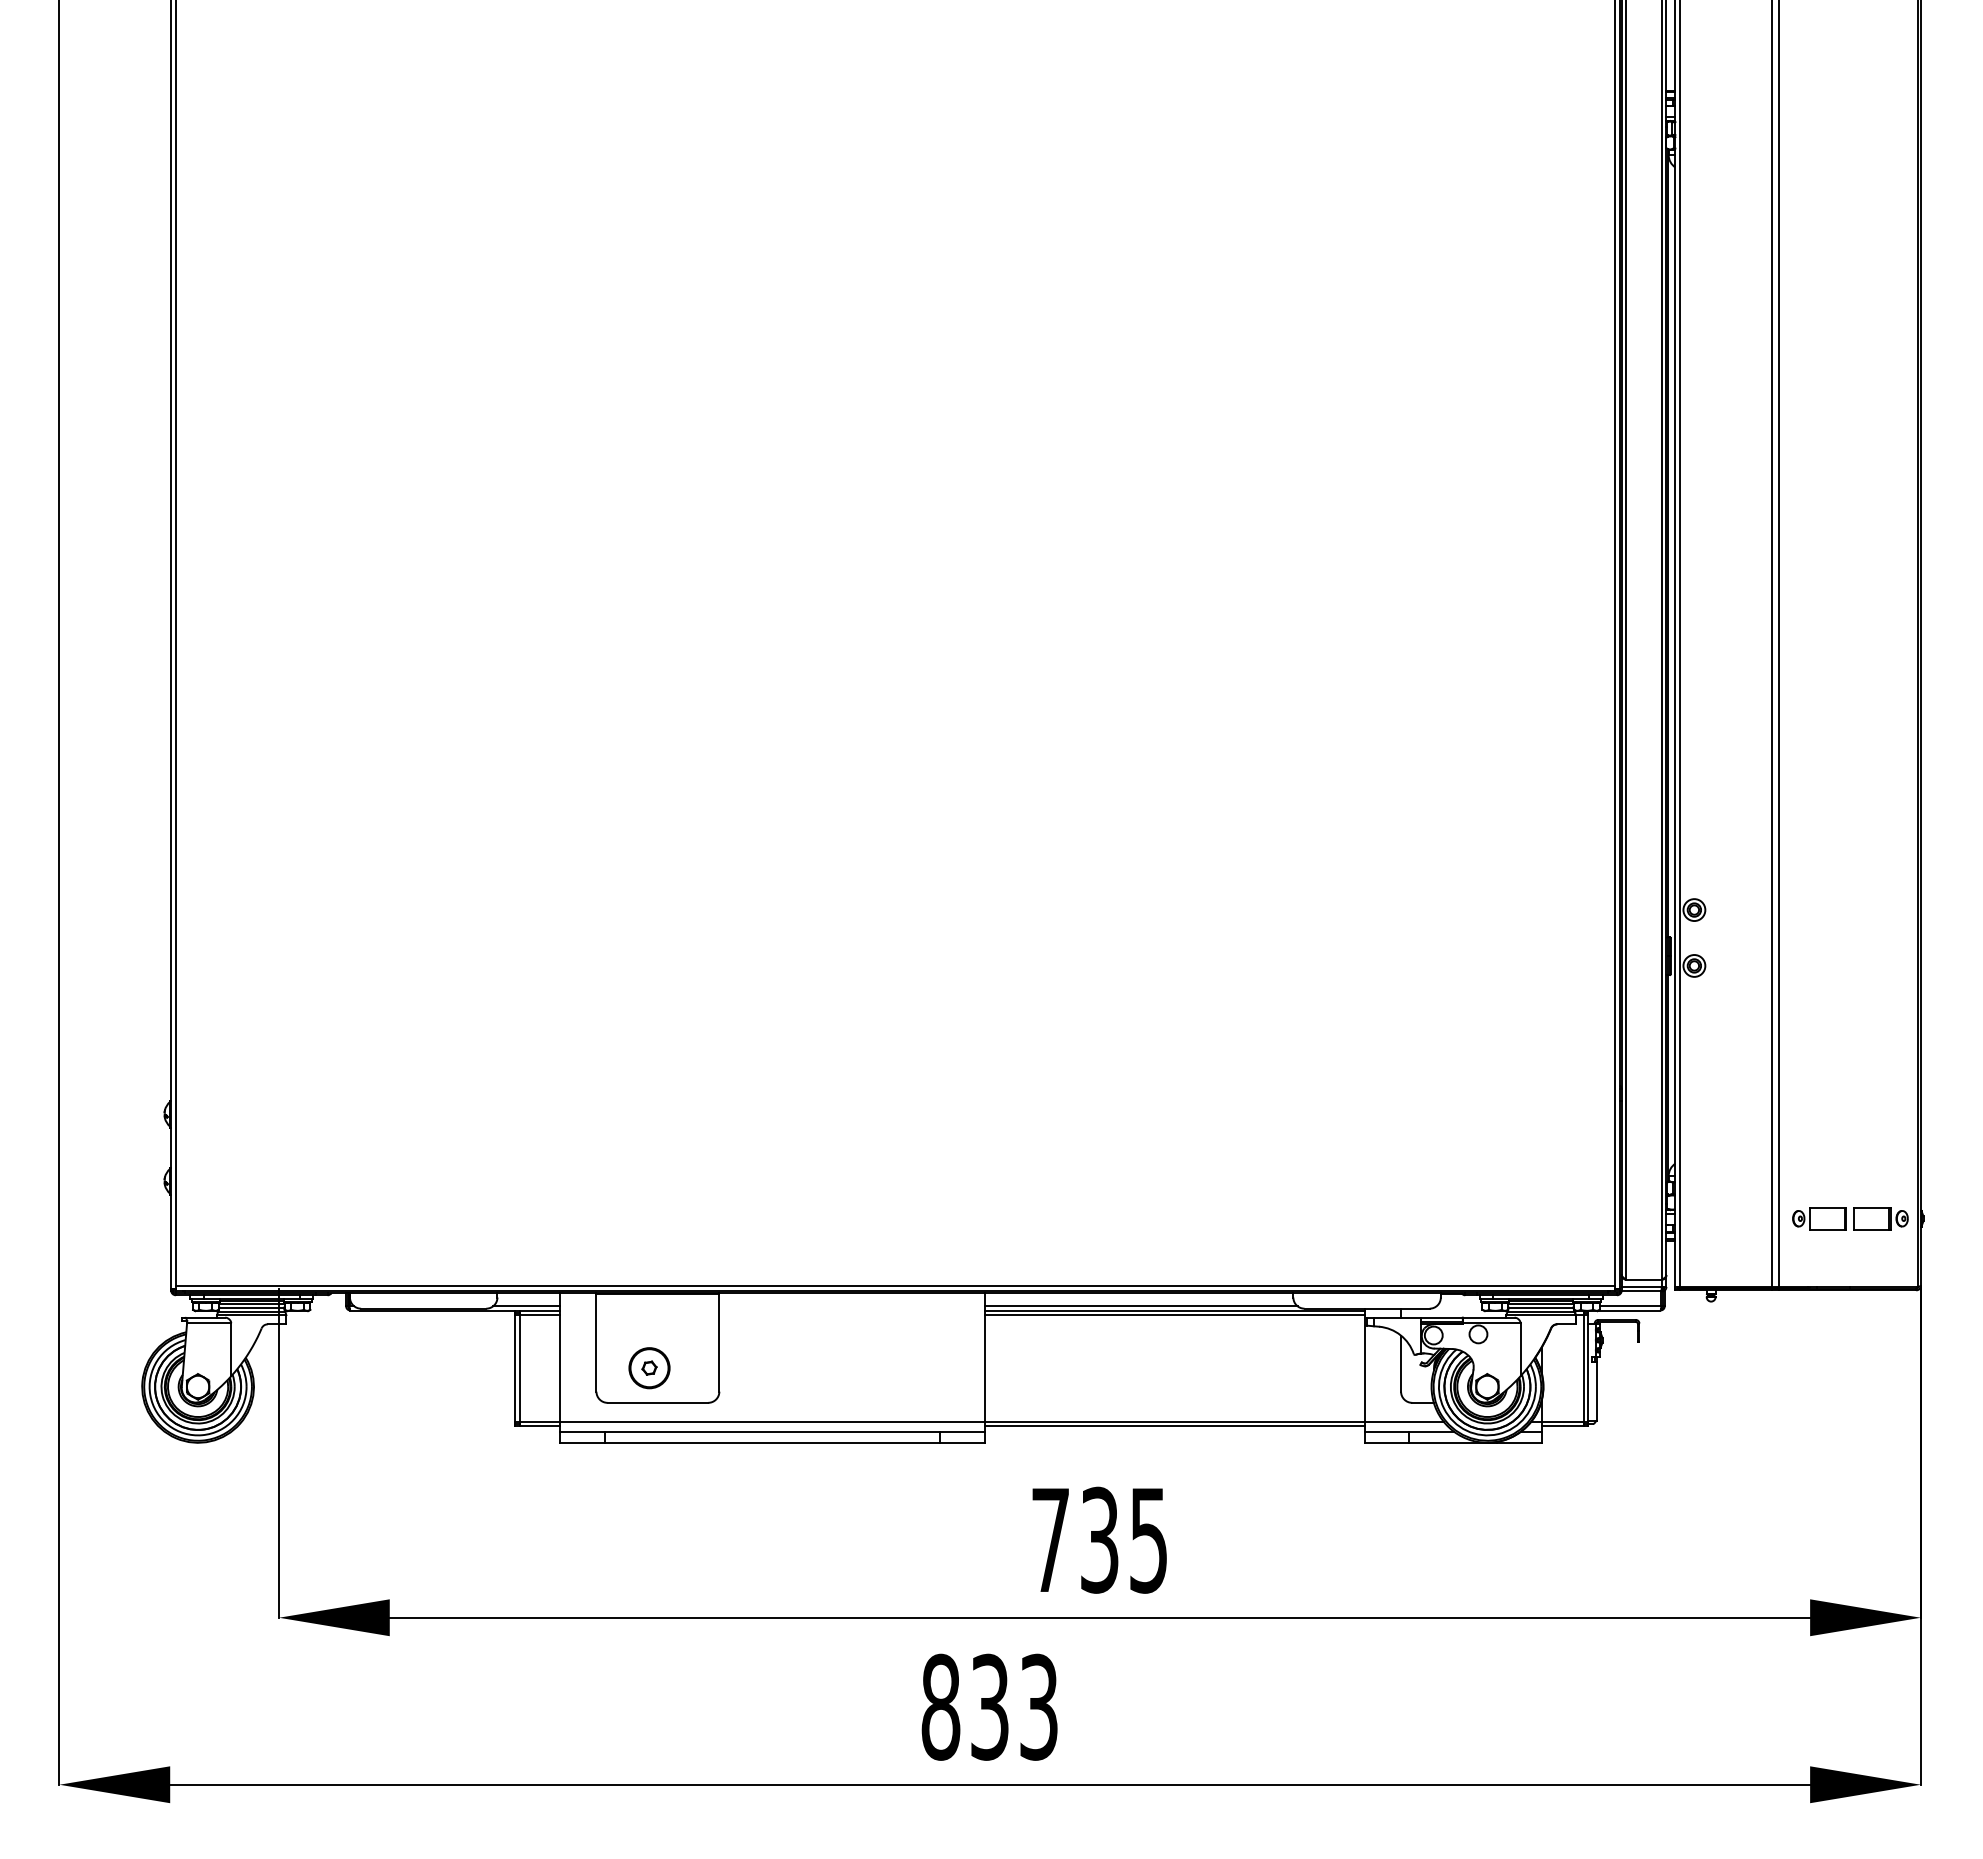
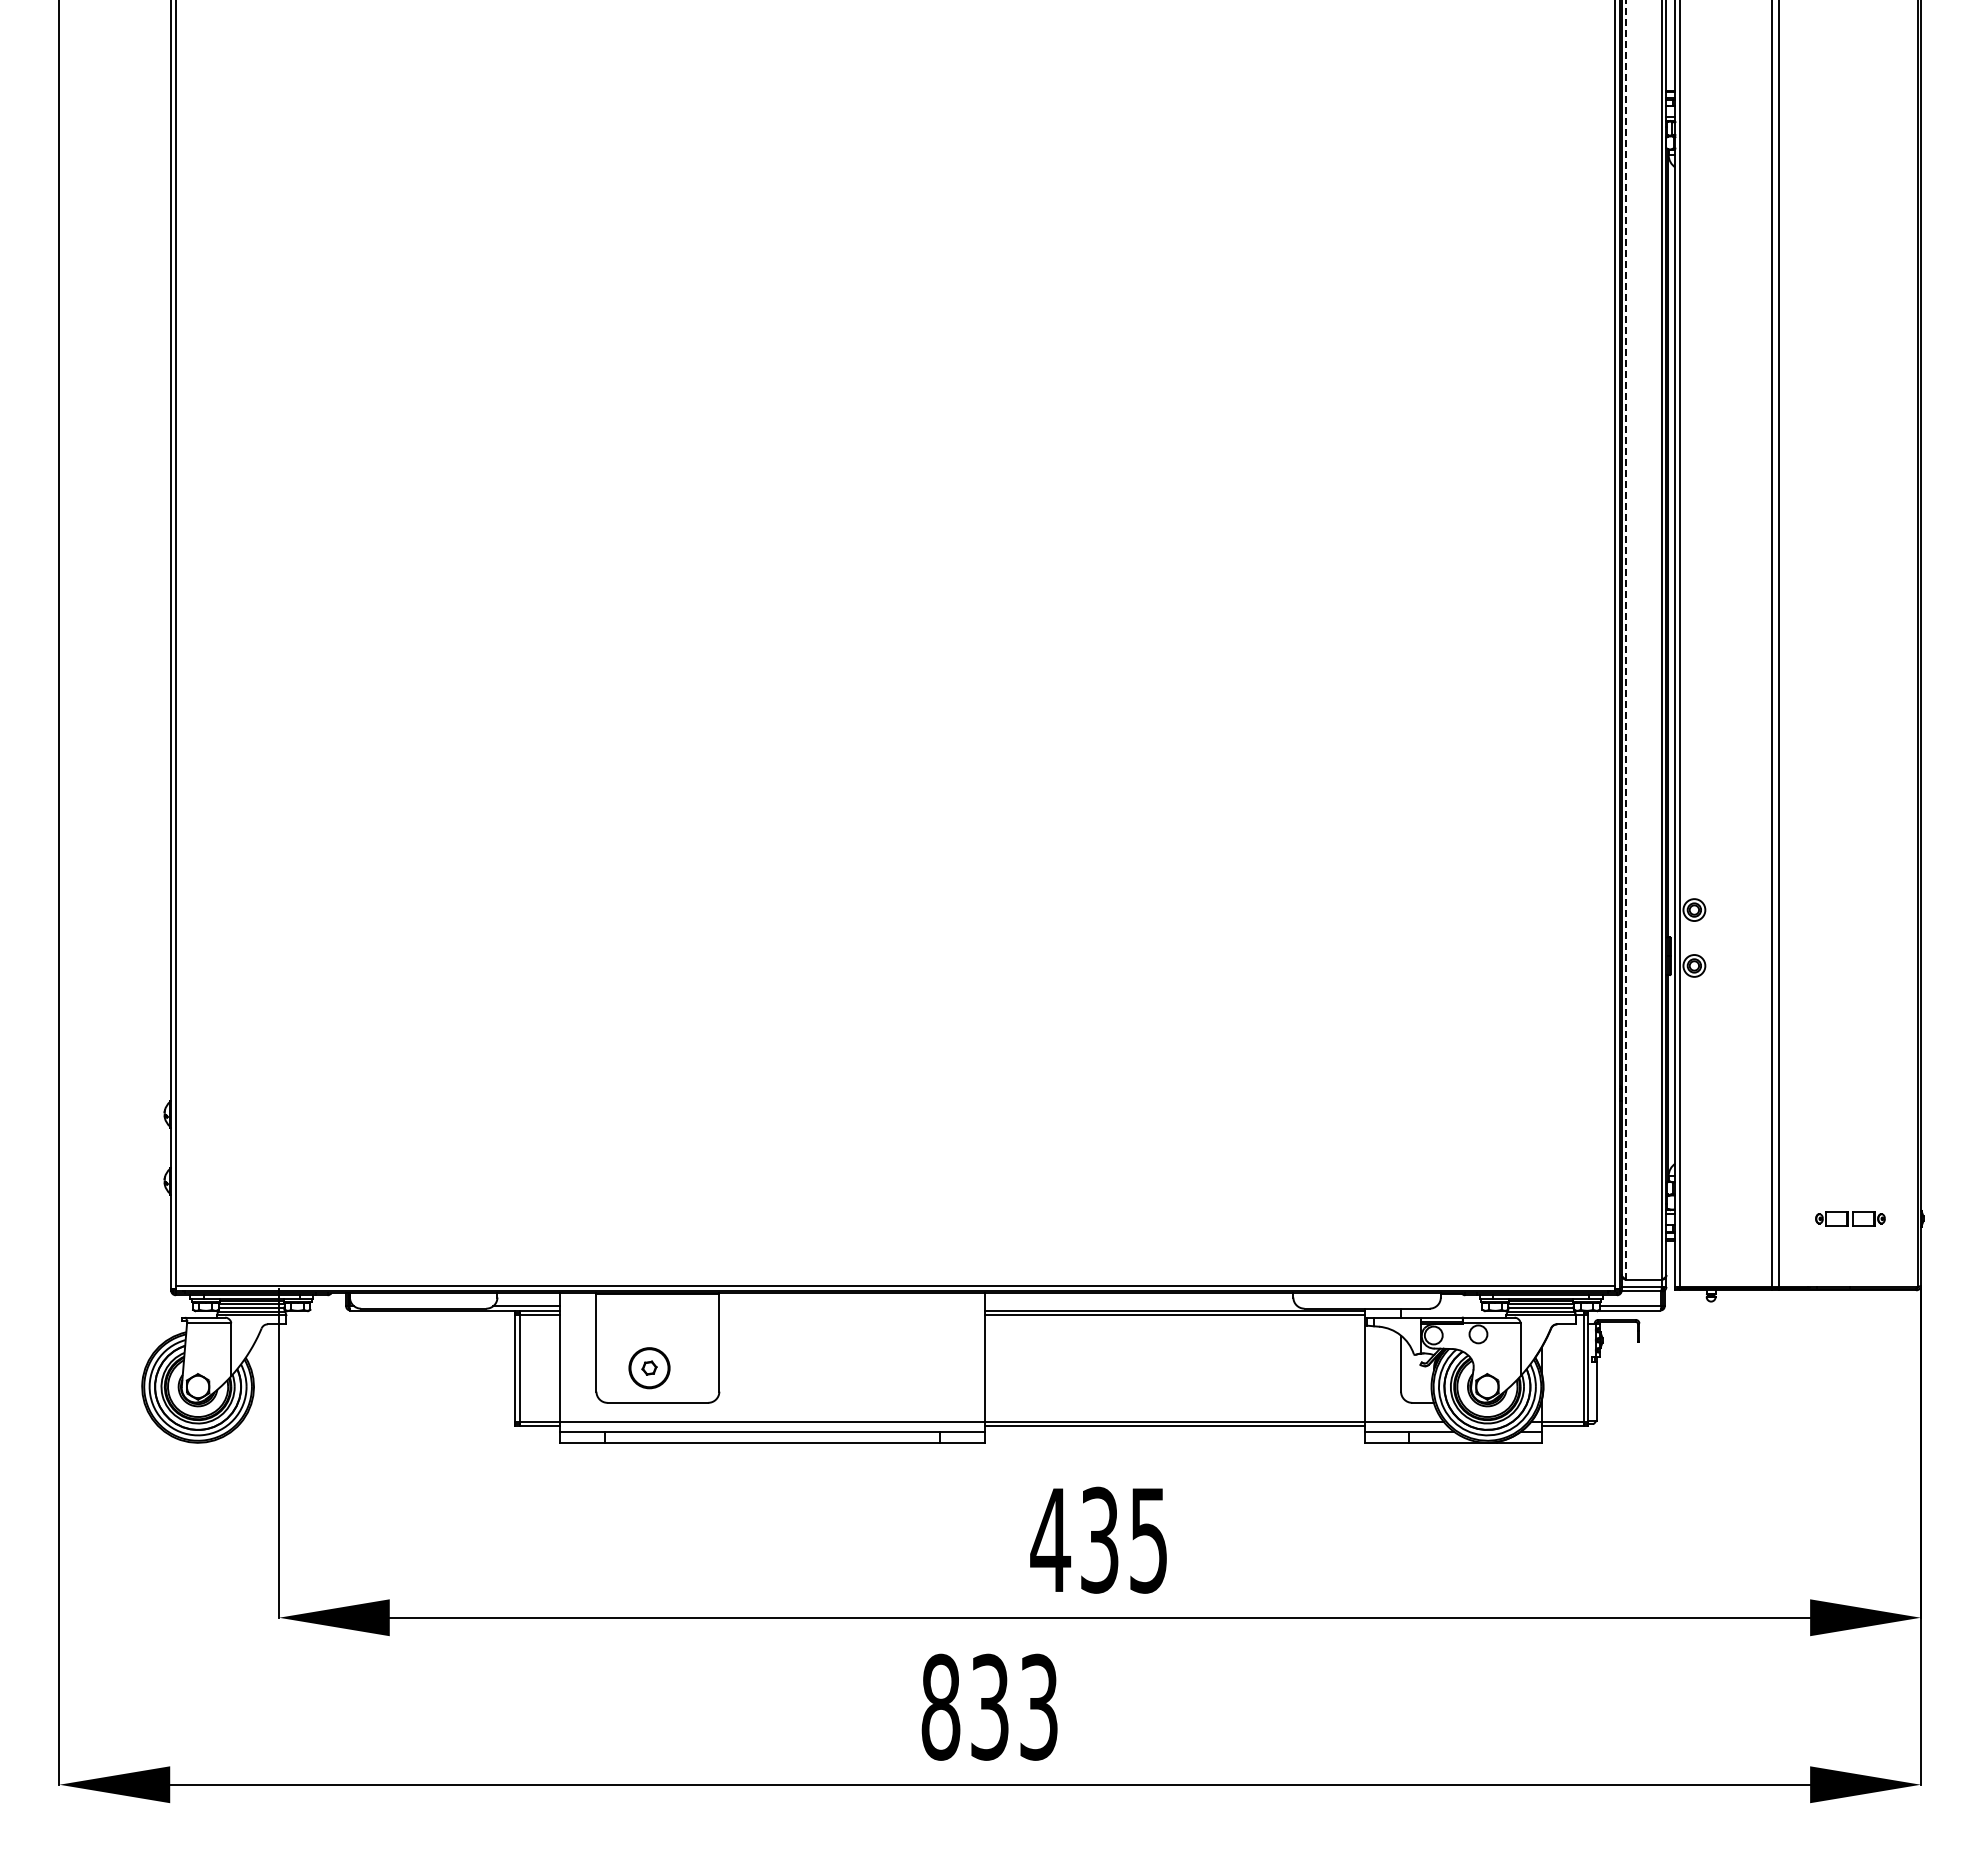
line: solid -> dashed (1626, 640)
part size: 117x24 px -> 71x16 px (1850, 1218)
line: present -> none (1140, 1306)
text: 735 -> 435 (1050, 1539)
